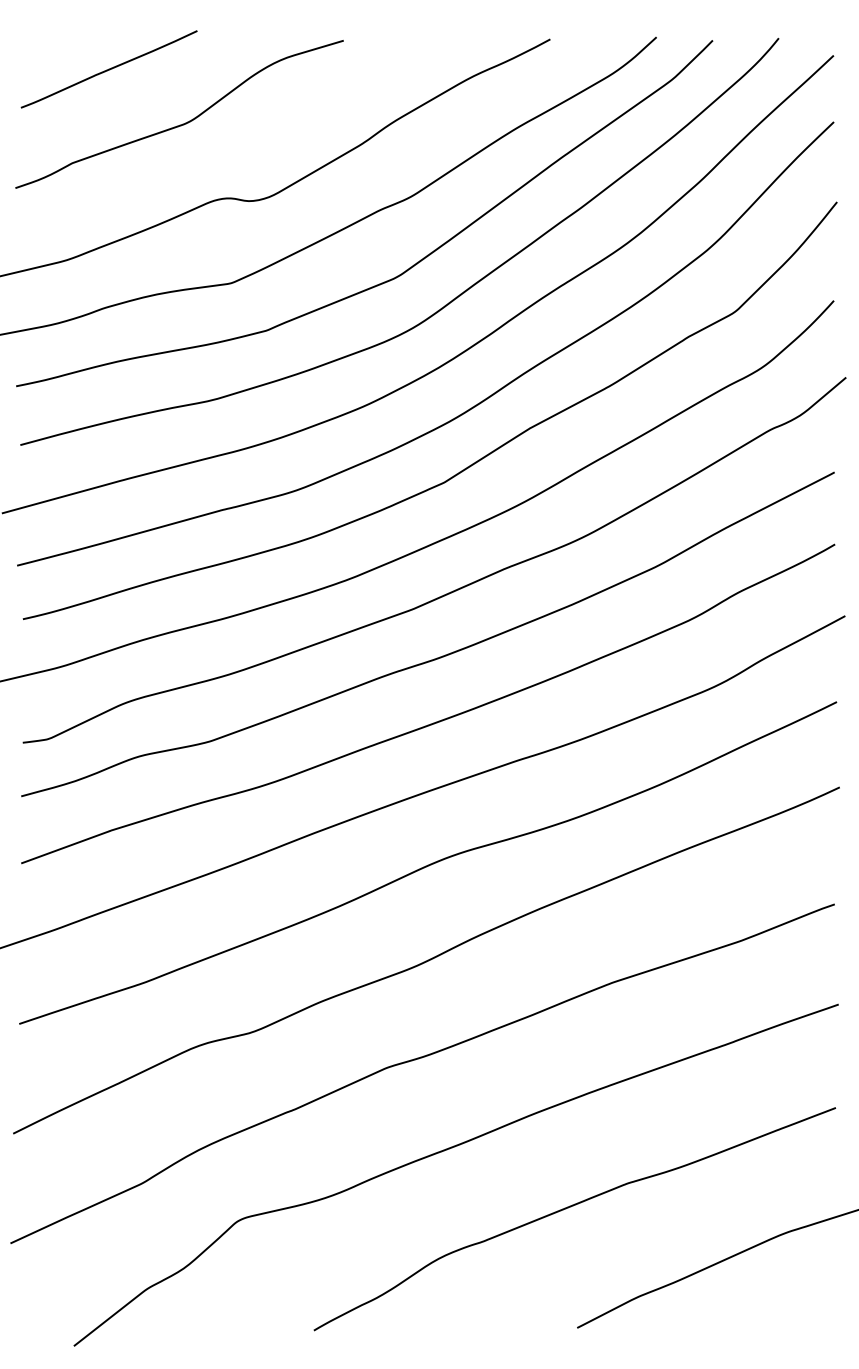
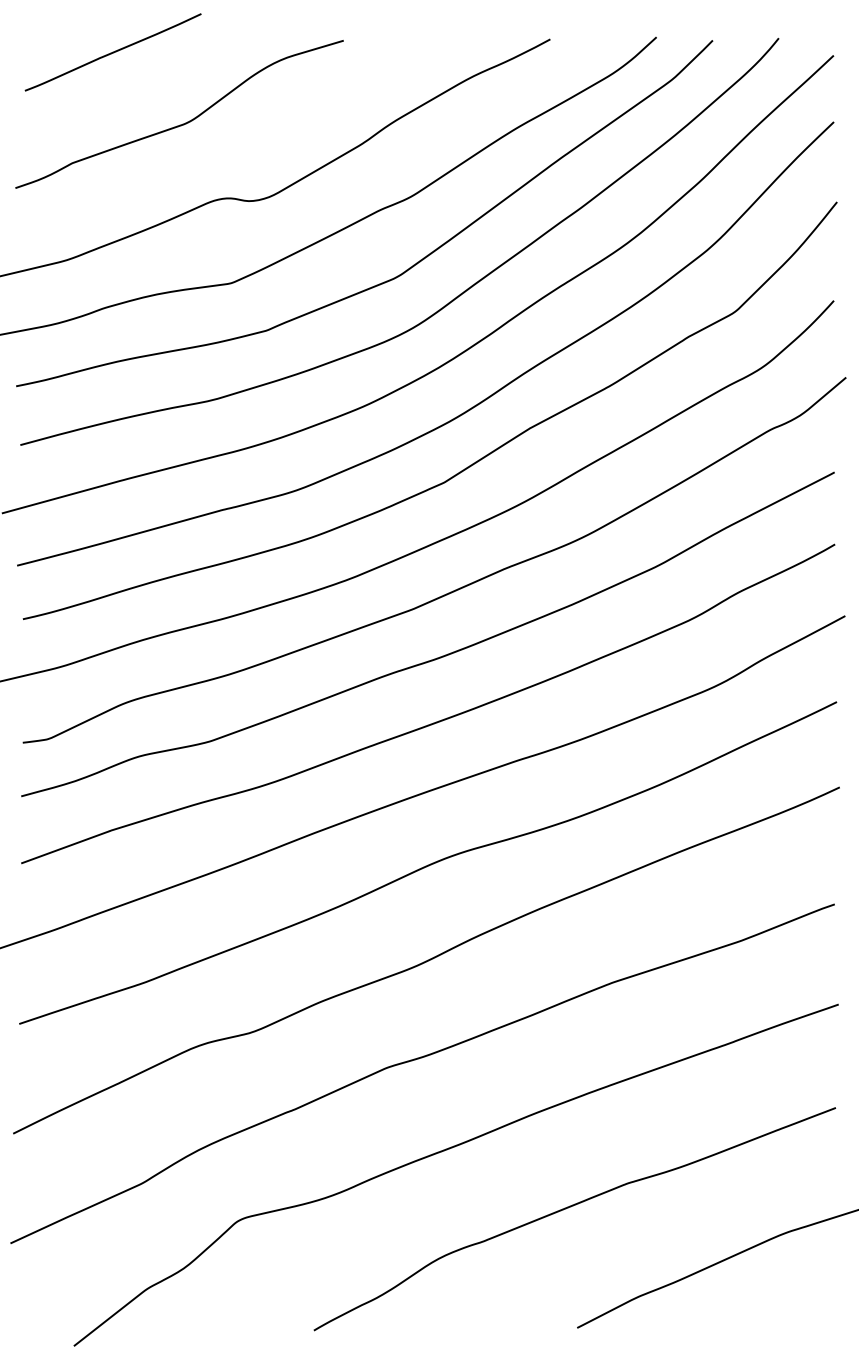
line position: (108, 69) -> (112, 52) (112, 52)
